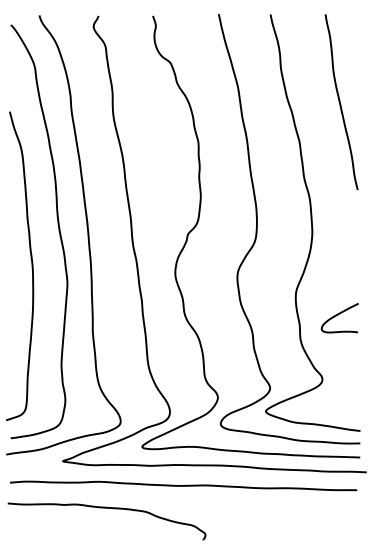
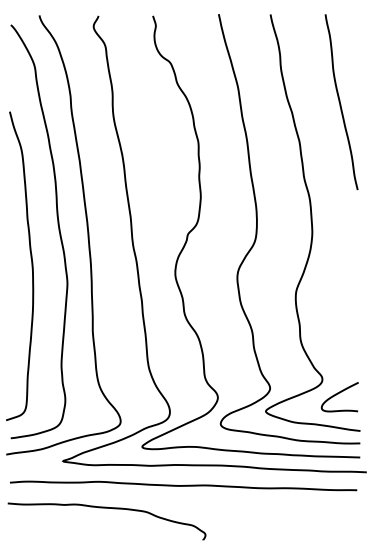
curve position: (338, 315) -> (338, 394) (338, 394)
